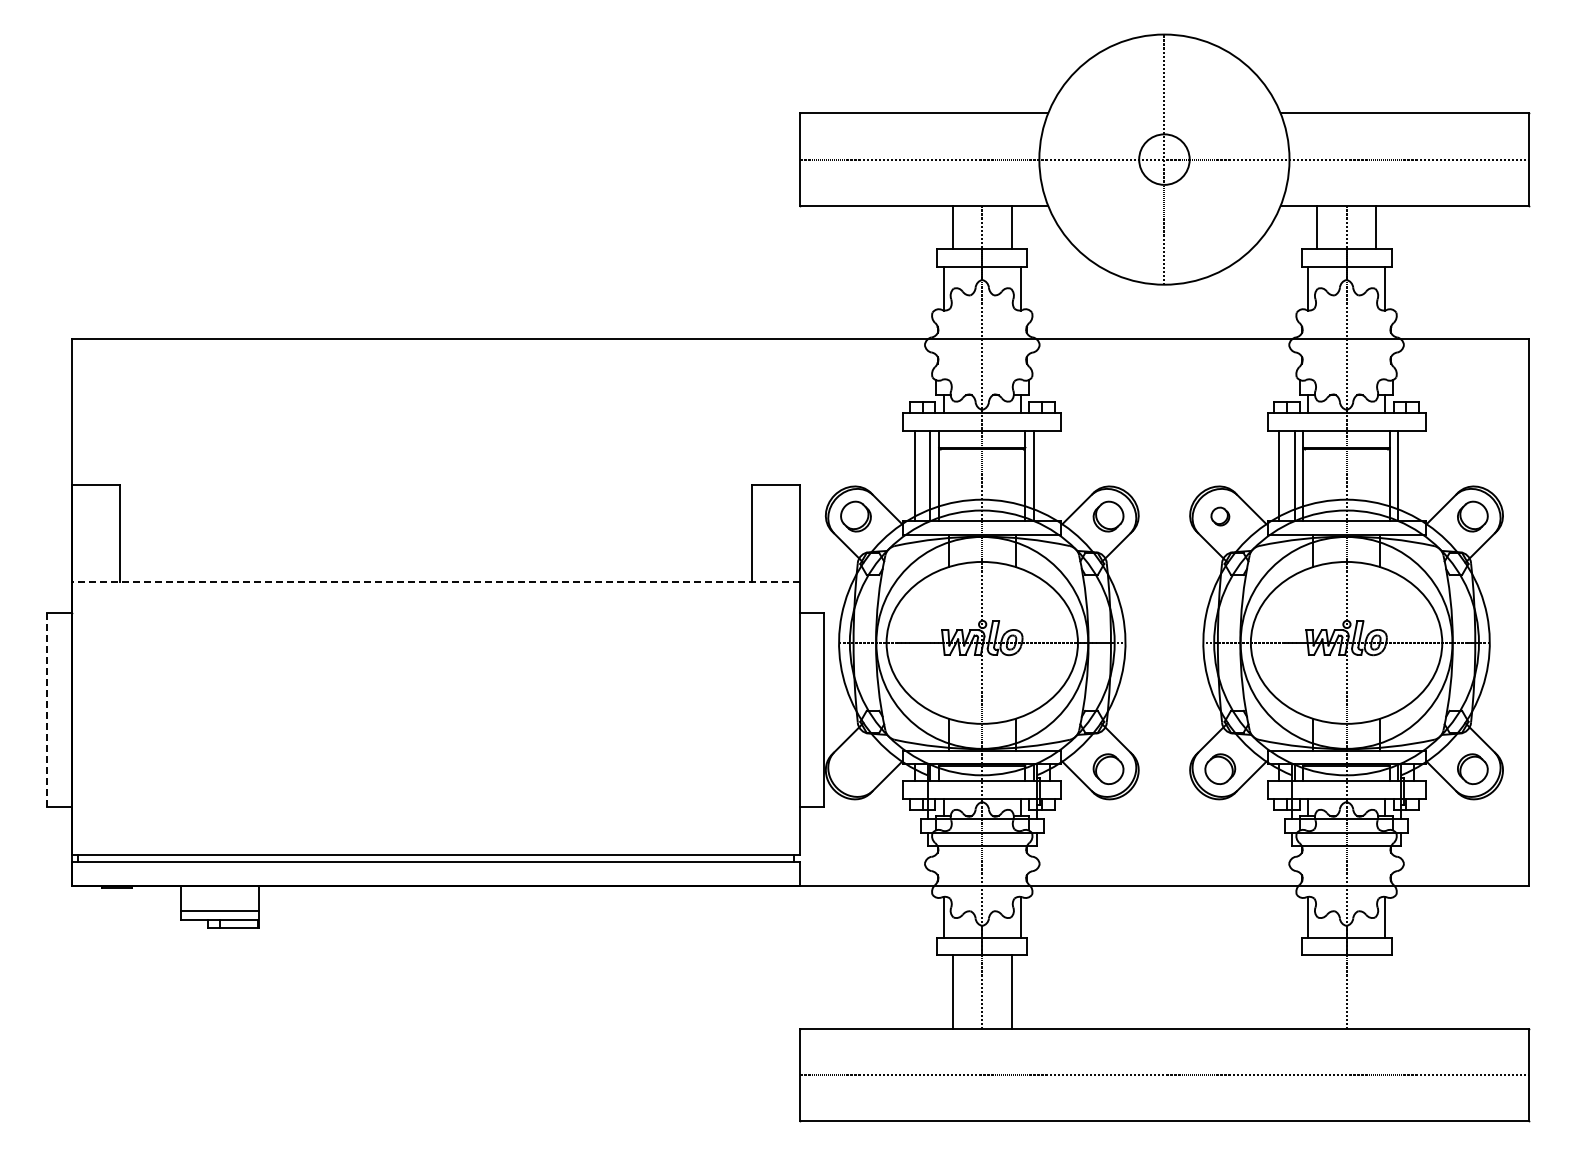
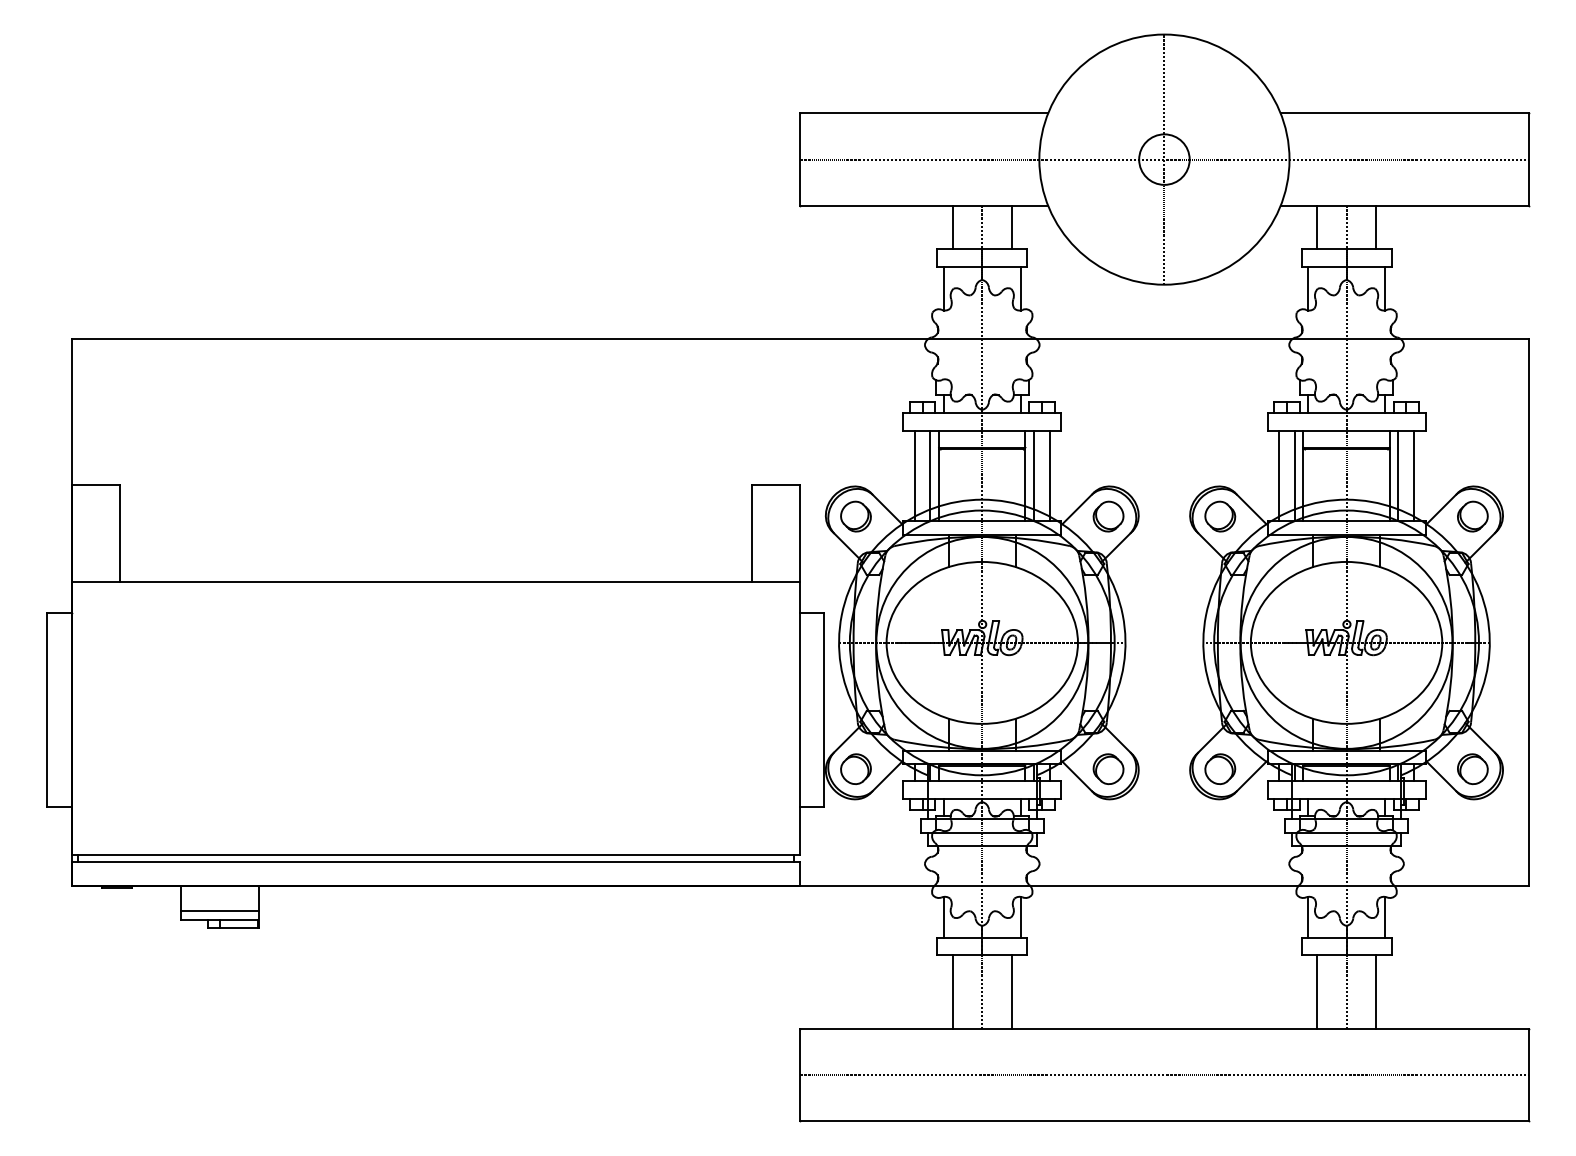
line: none -> present (1050, 476)
line: none -> present (1414, 476)
part size: 21x21 px -> 33x33 px (1220, 516)
line: dashed -> solid (435, 582)
line: dashed -> solid (47, 710)
part: none -> present (855, 768)
line: none -> present (1317, 991)
line: none -> present (1375, 991)
